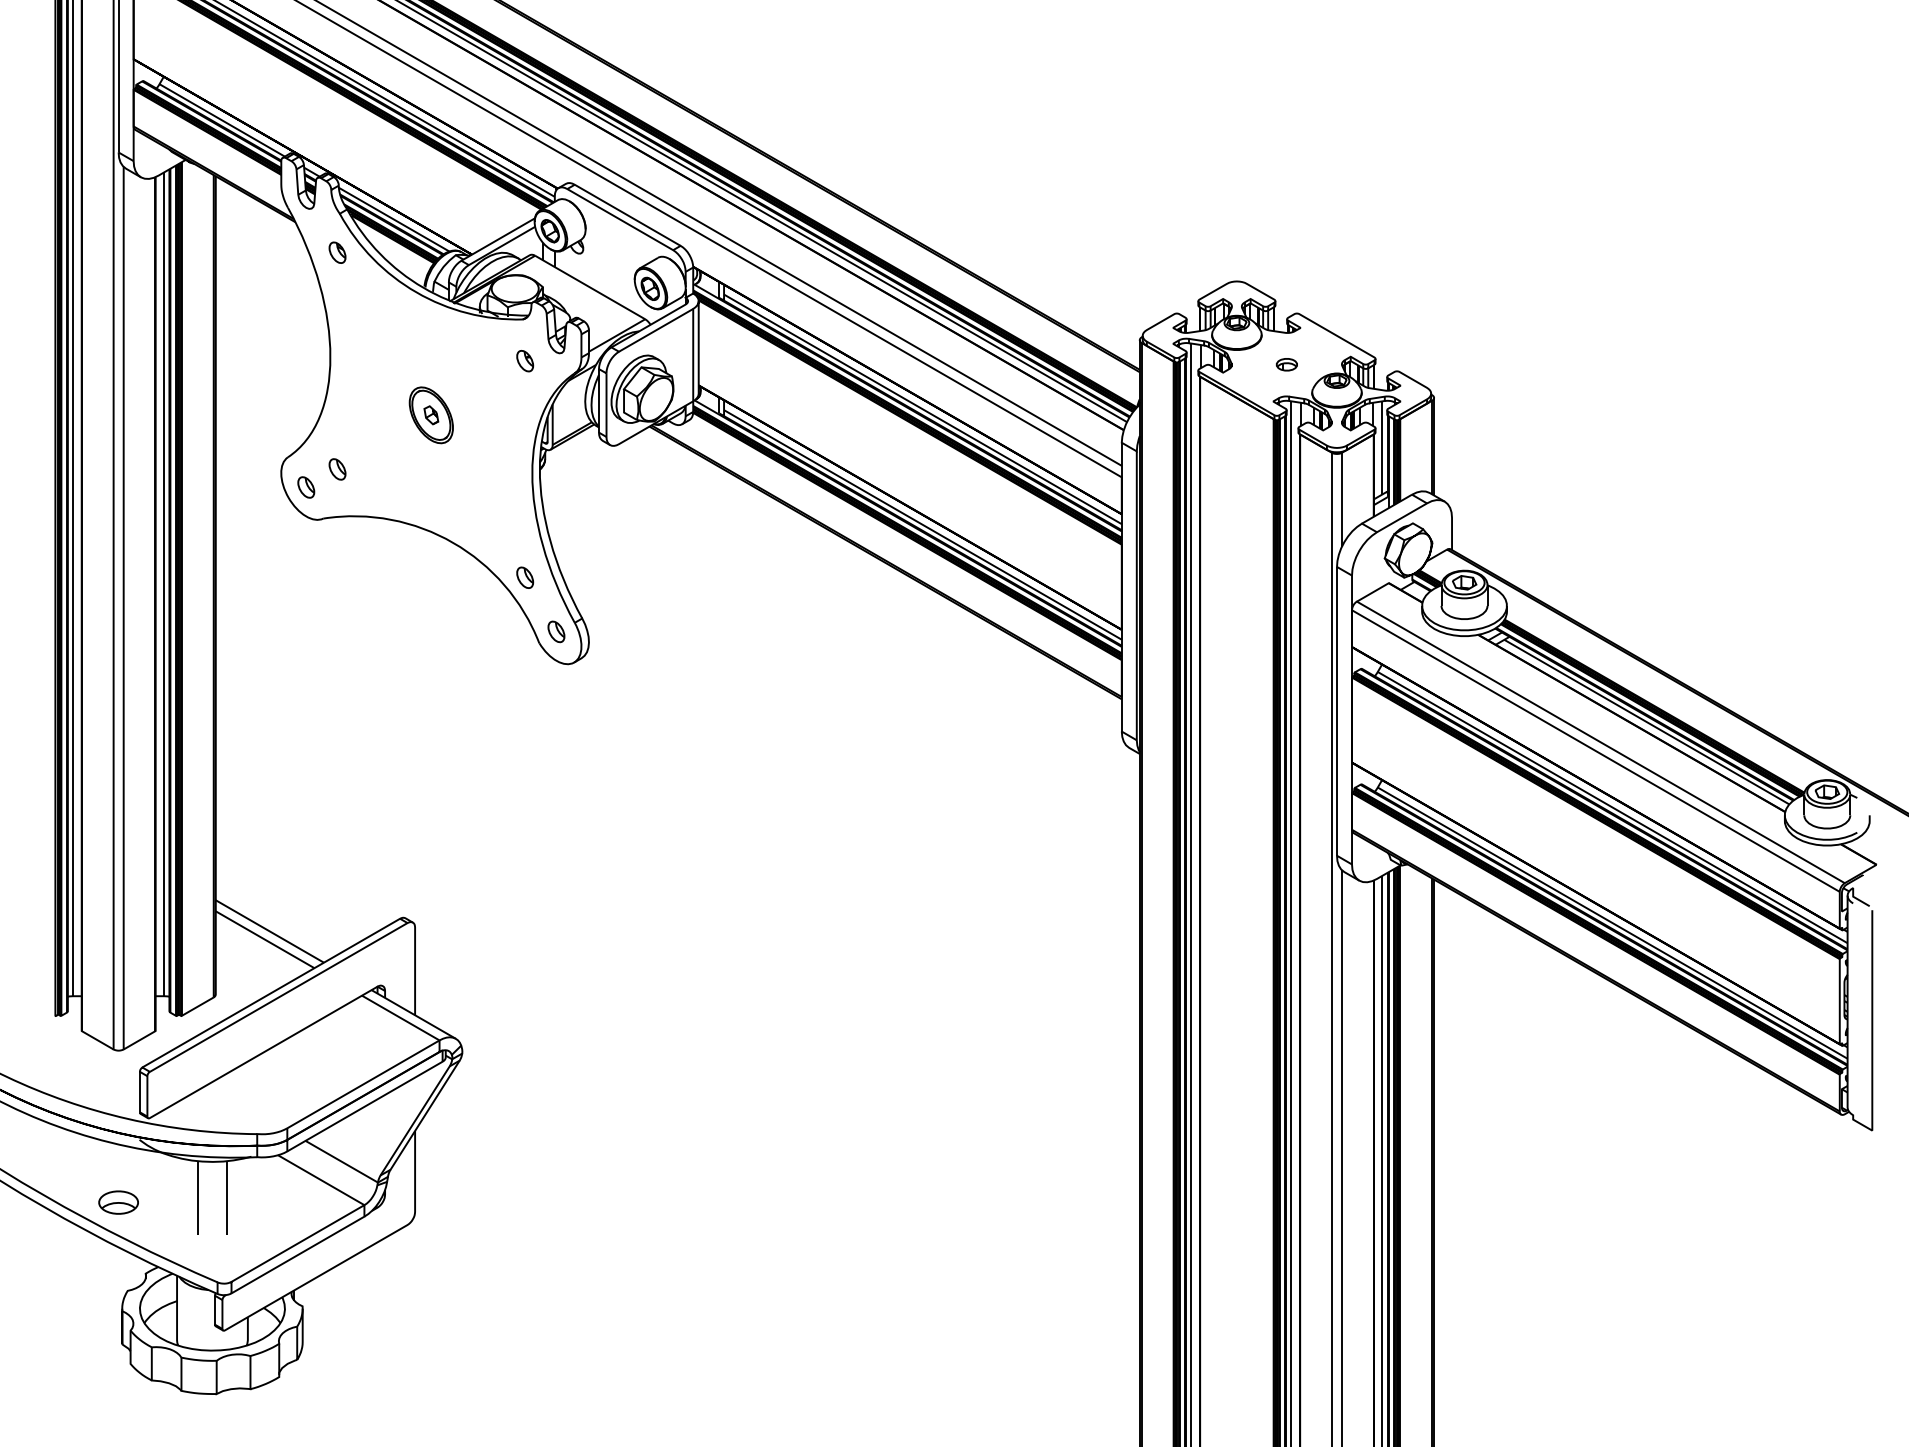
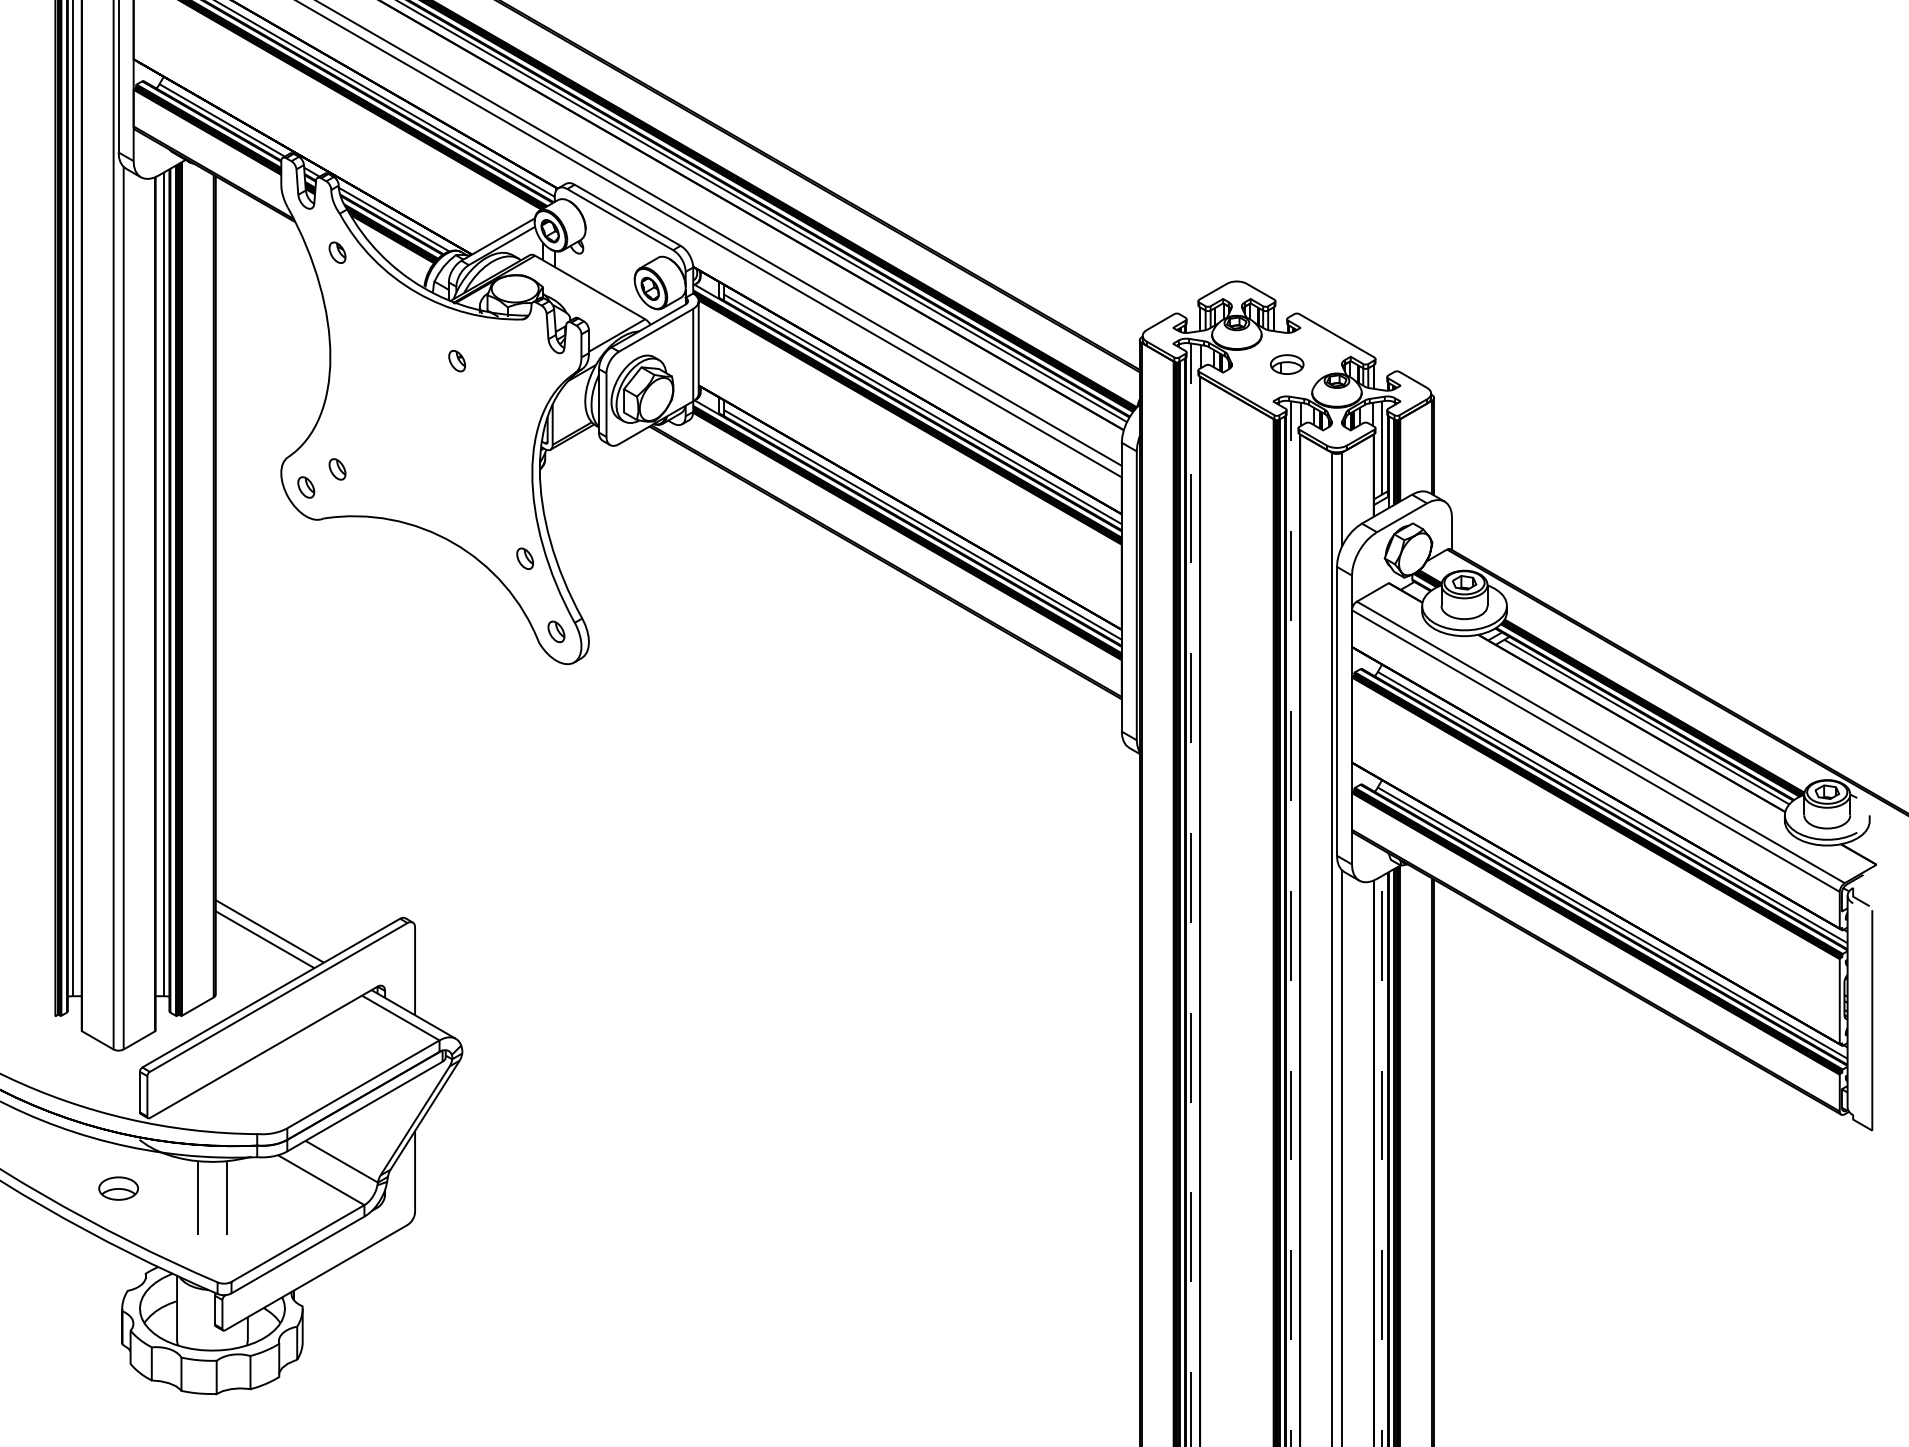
part position: (525, 361) -> (457, 361) (457, 361)
part size: 23x14 px -> 35x21 px (1287, 364)
part: present -> none (430, 415)
part position: (525, 577) -> (525, 558) (525, 558)
line: solid -> dashed (1191, 895)
line: solid -> dashed (1291, 924)
line: solid -> dashed (1382, 1160)
part position: (118, 1202) -> (118, 1188) (118, 1188)
